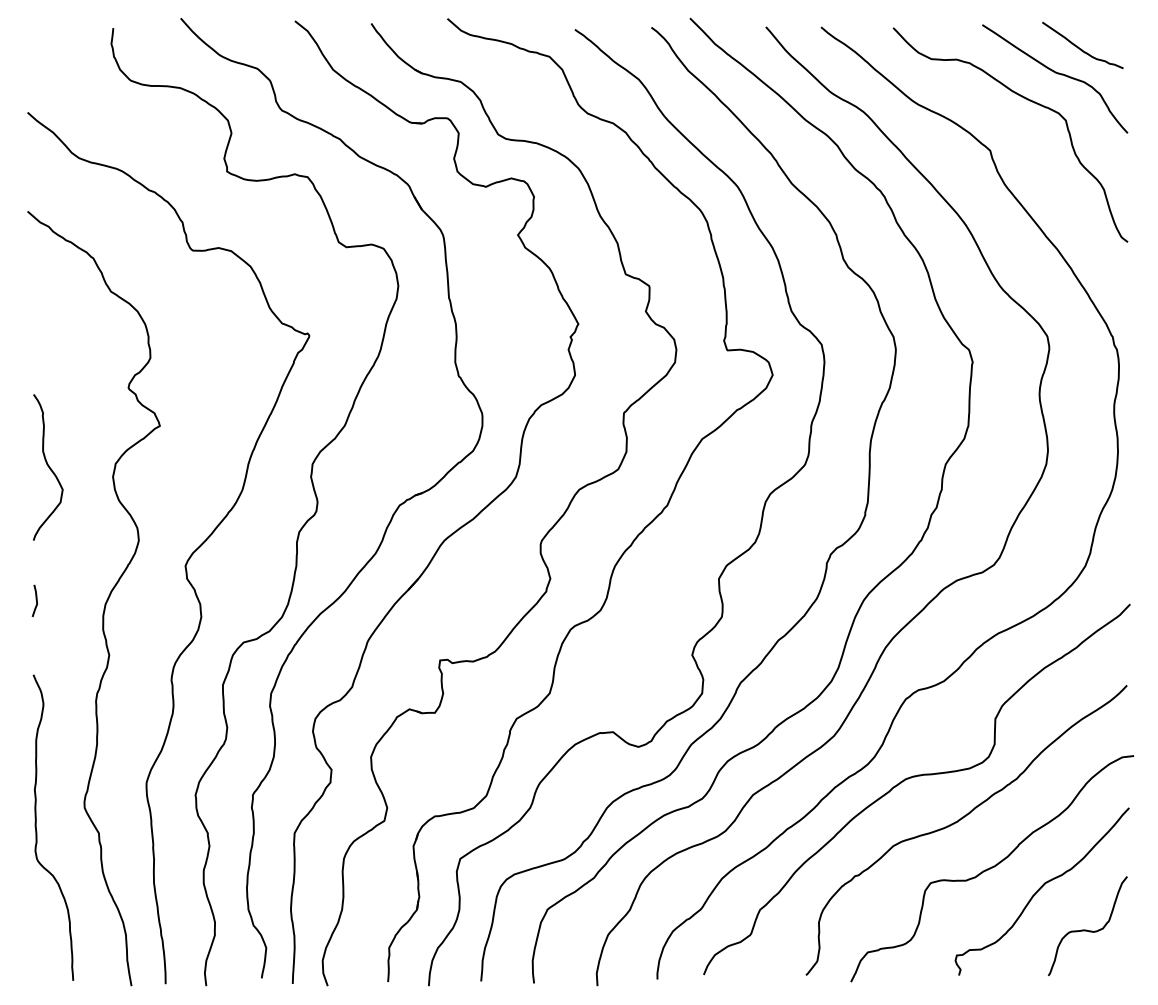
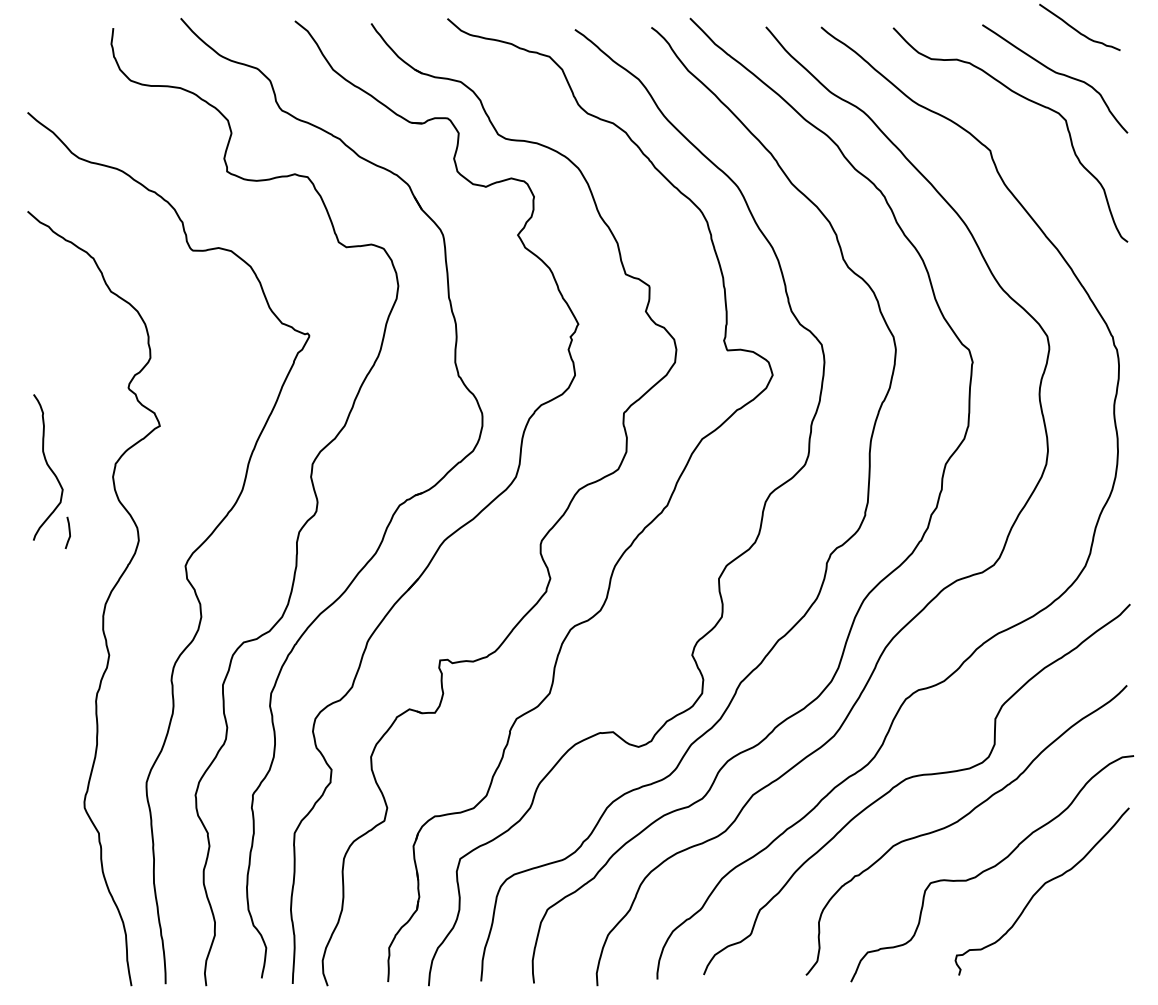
curve position: (1081, 48) -> (1078, 30) (1078, 30)
curve position: (35, 599) -> (68, 531) (68, 531)
curve: present -> none (37, 831)
curve: present -> none (1086, 929)
